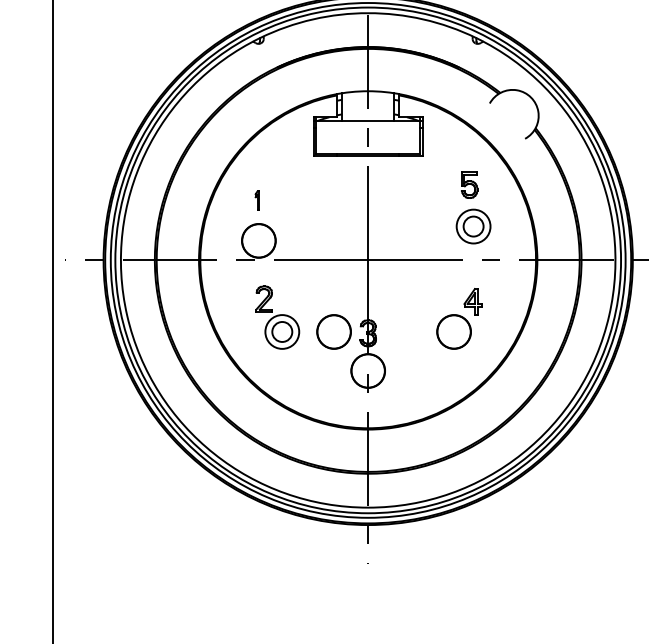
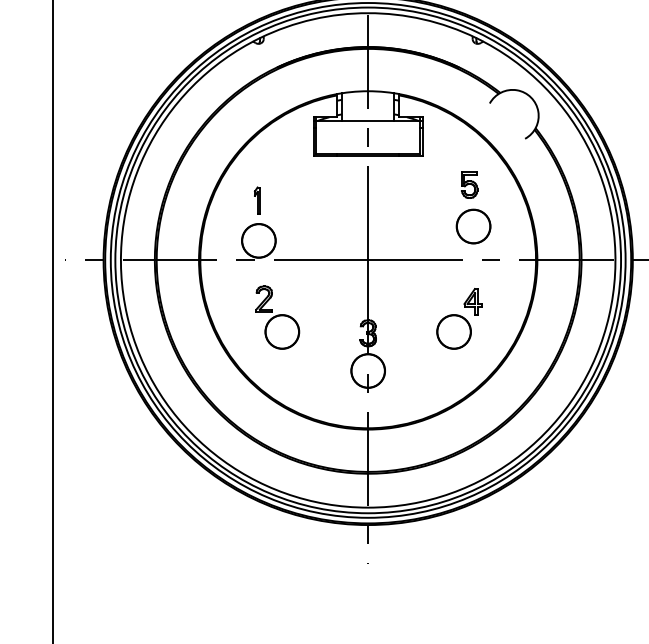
part size: 6x21 px -> 7x29 px (257, 200)
circle diameter: 20 px -> 33 px (473, 226)
circle diameter: 20 px -> 33 px (281, 331)
circle: present -> none (333, 331)
